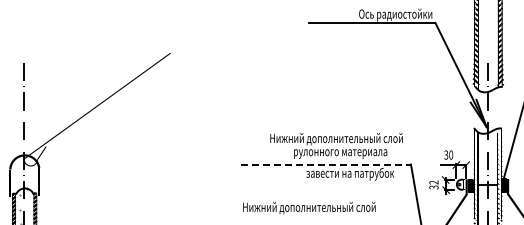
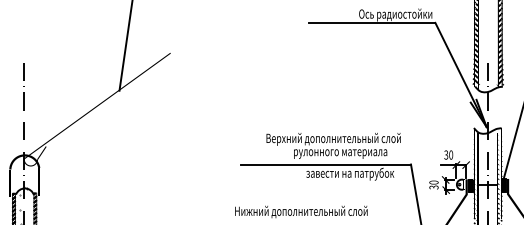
line: none -> present (125, 46)
text: Нижний дополнительный слой -> Верхний дополнительный слой (334, 138)
line: dashed -> solid (326, 165)
text: 32 -> 30 (433, 182)
text position: (309, 207) -> (301, 211) (301, 211)
